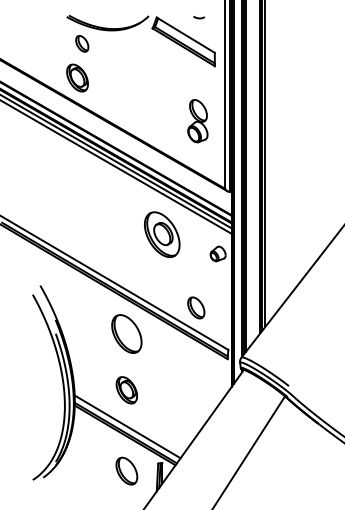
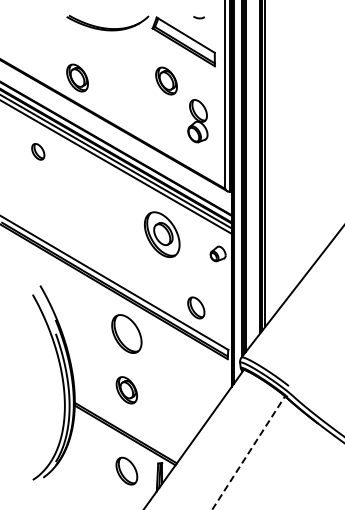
part position: (82, 43) -> (38, 151) (38, 151)
part: none -> present (166, 80)
line: present -> none (127, 426)
line: solid -> dashed (248, 452)
